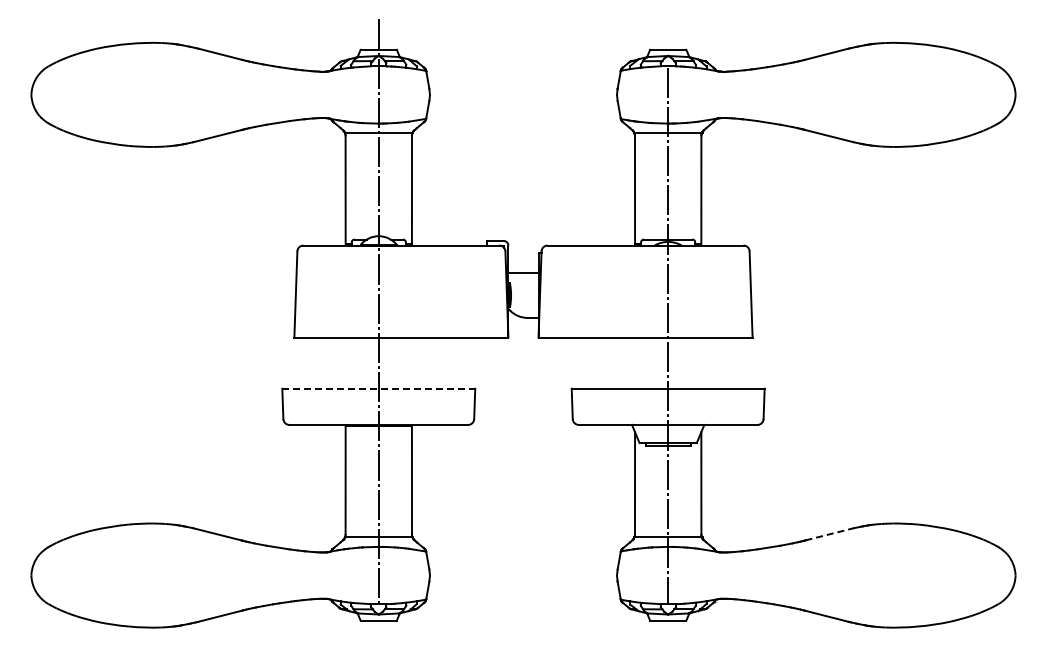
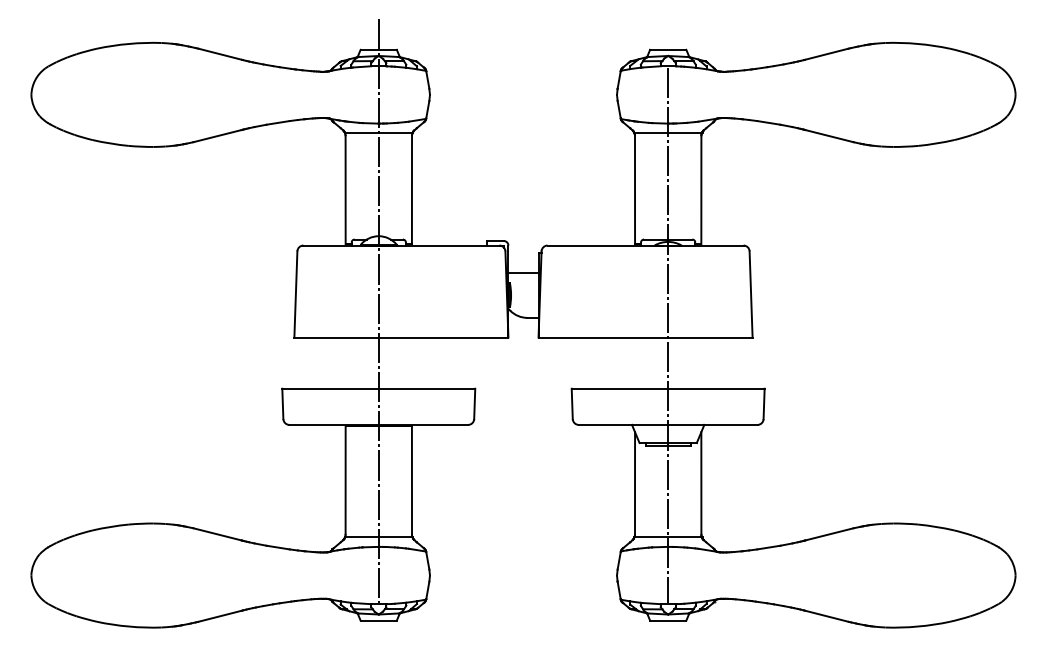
line: dashed -> solid (379, 388)
line: dashed -> solid (829, 534)
